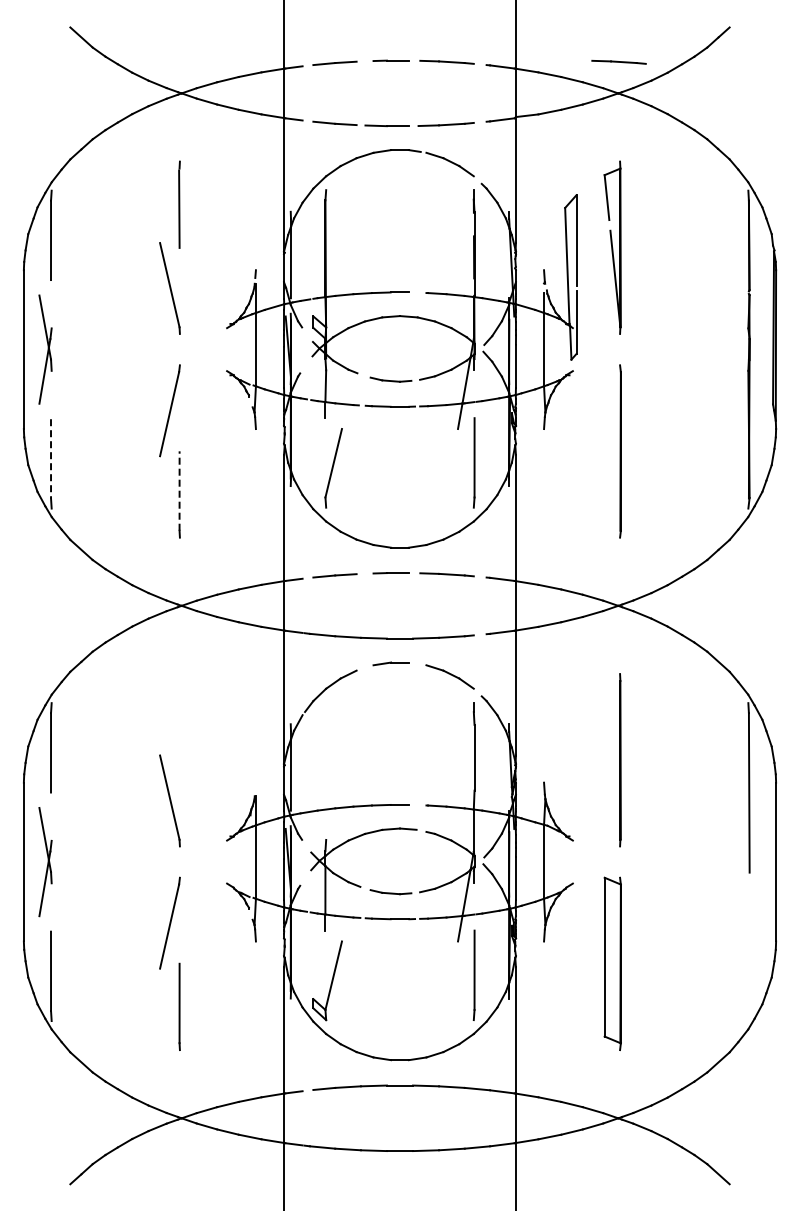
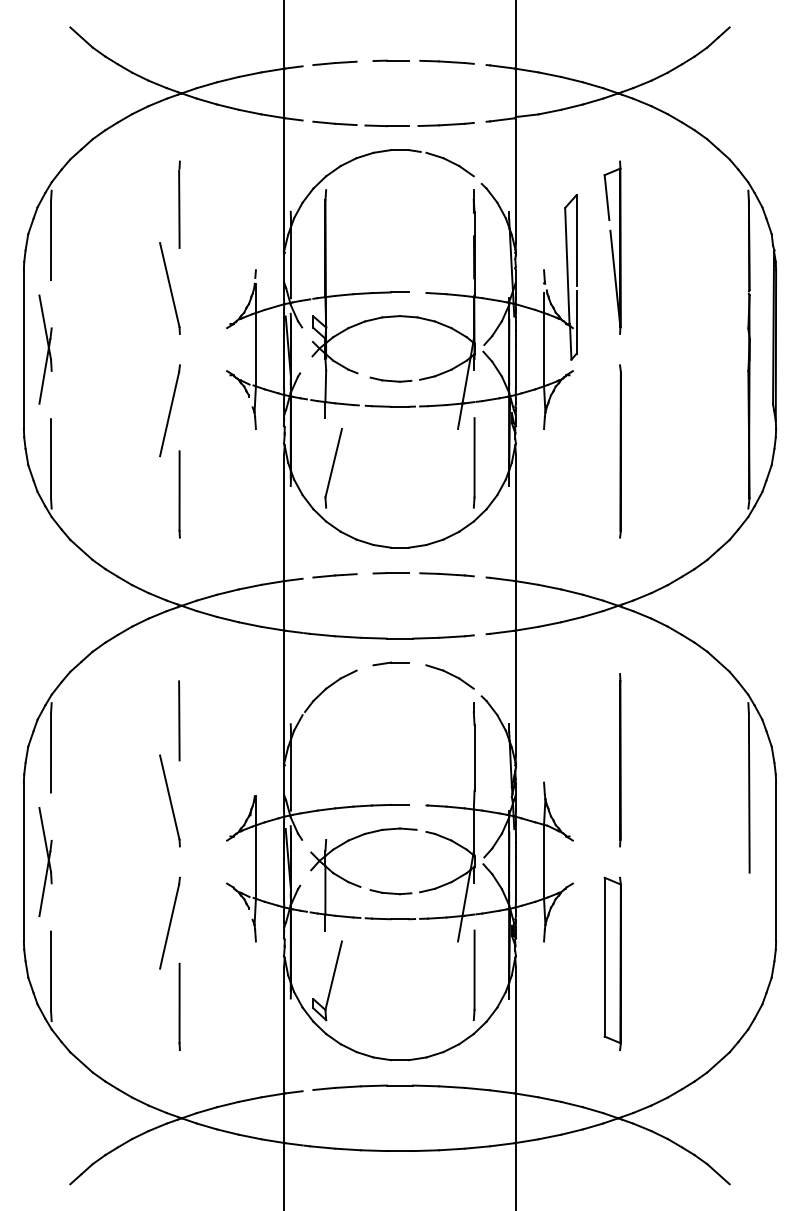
line: present -> none (618, 61)
line: dashed -> solid (51, 458)
line: dashed -> solid (179, 491)
line: none -> present (179, 720)
